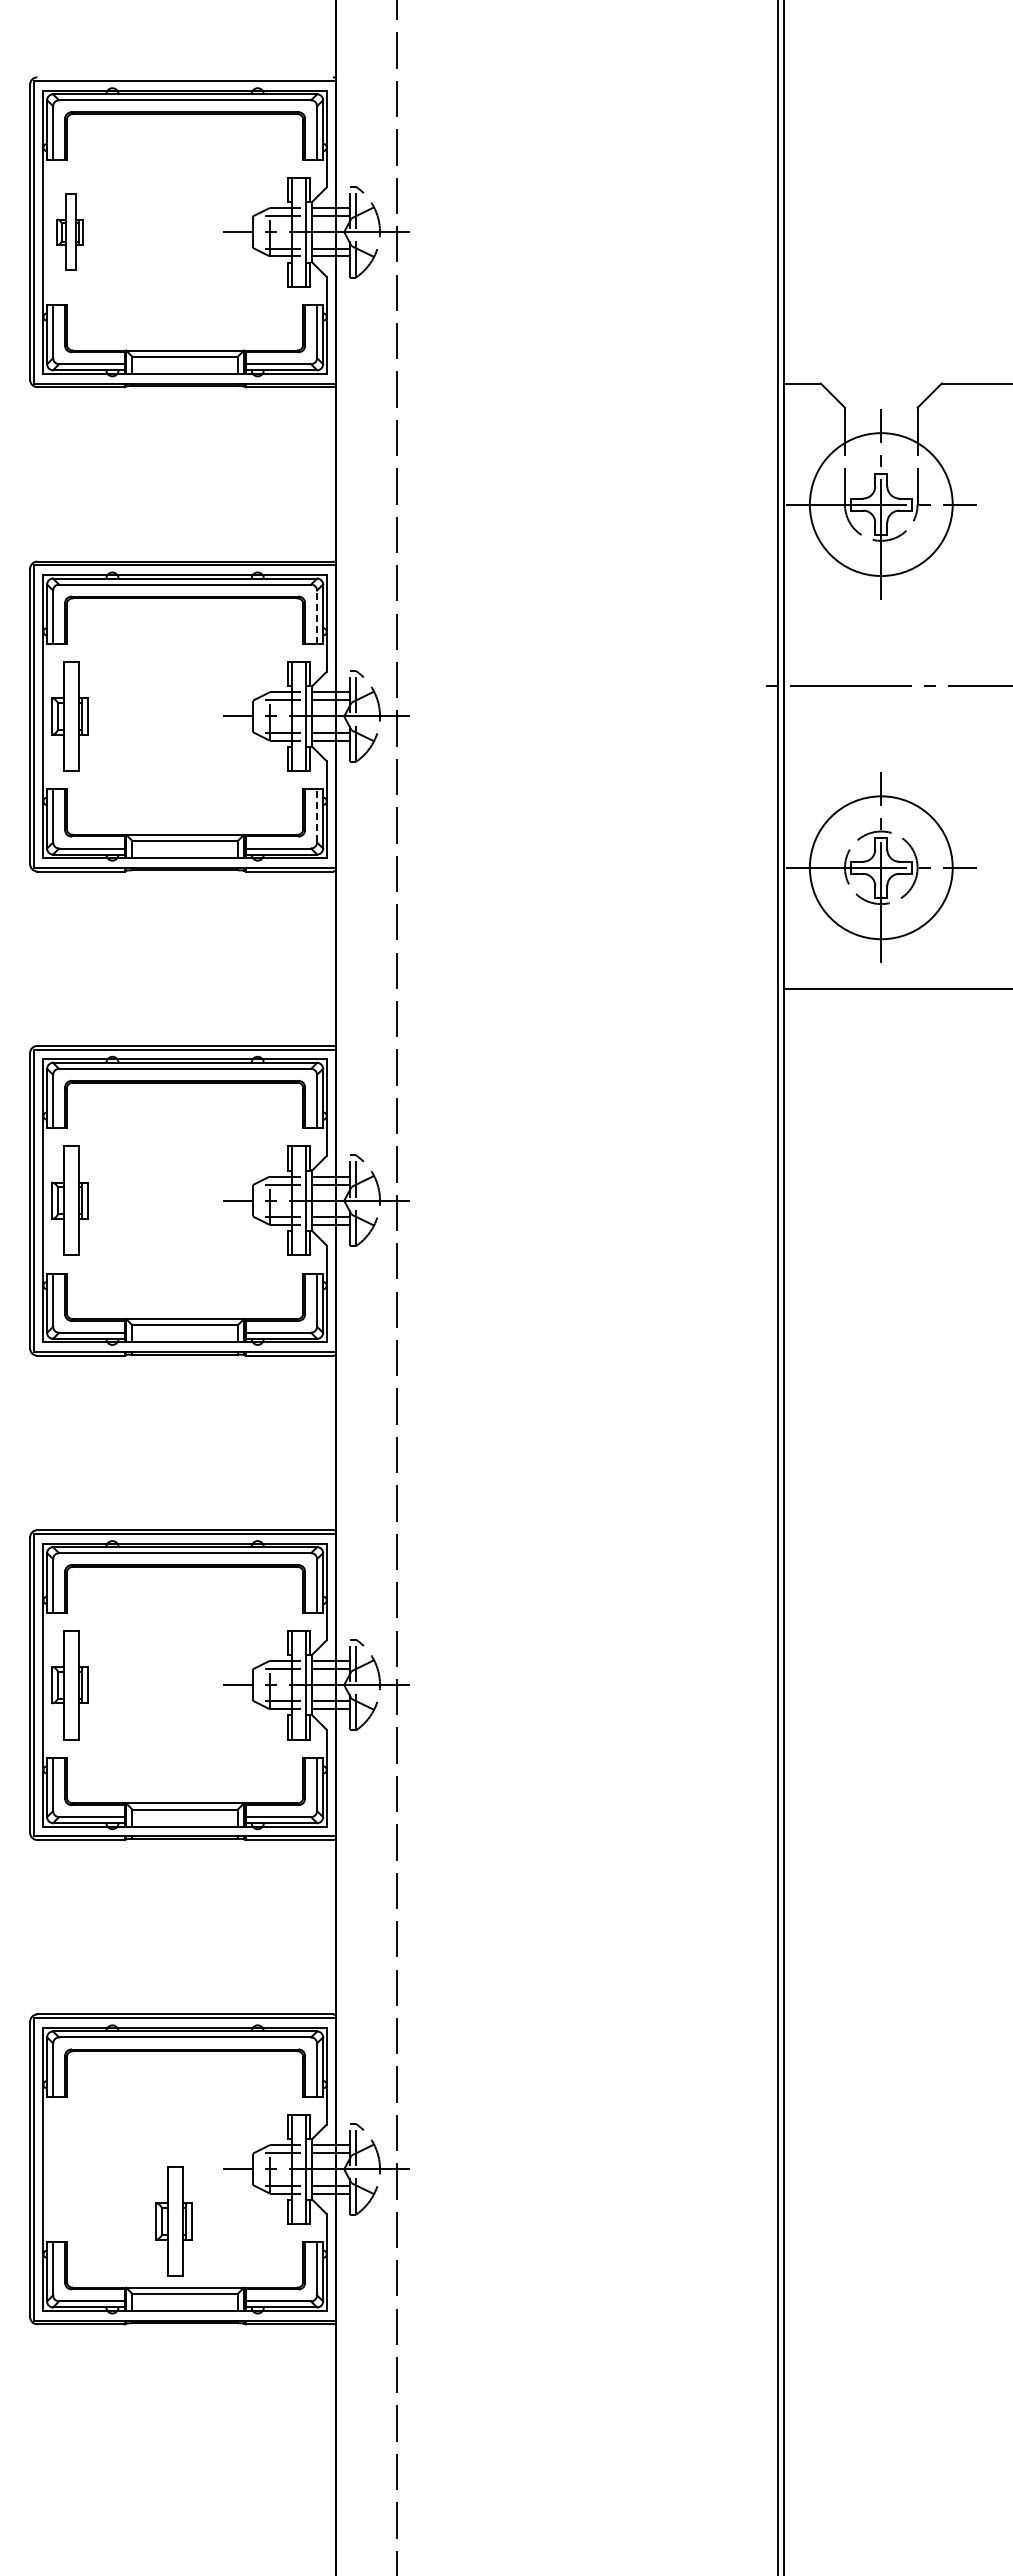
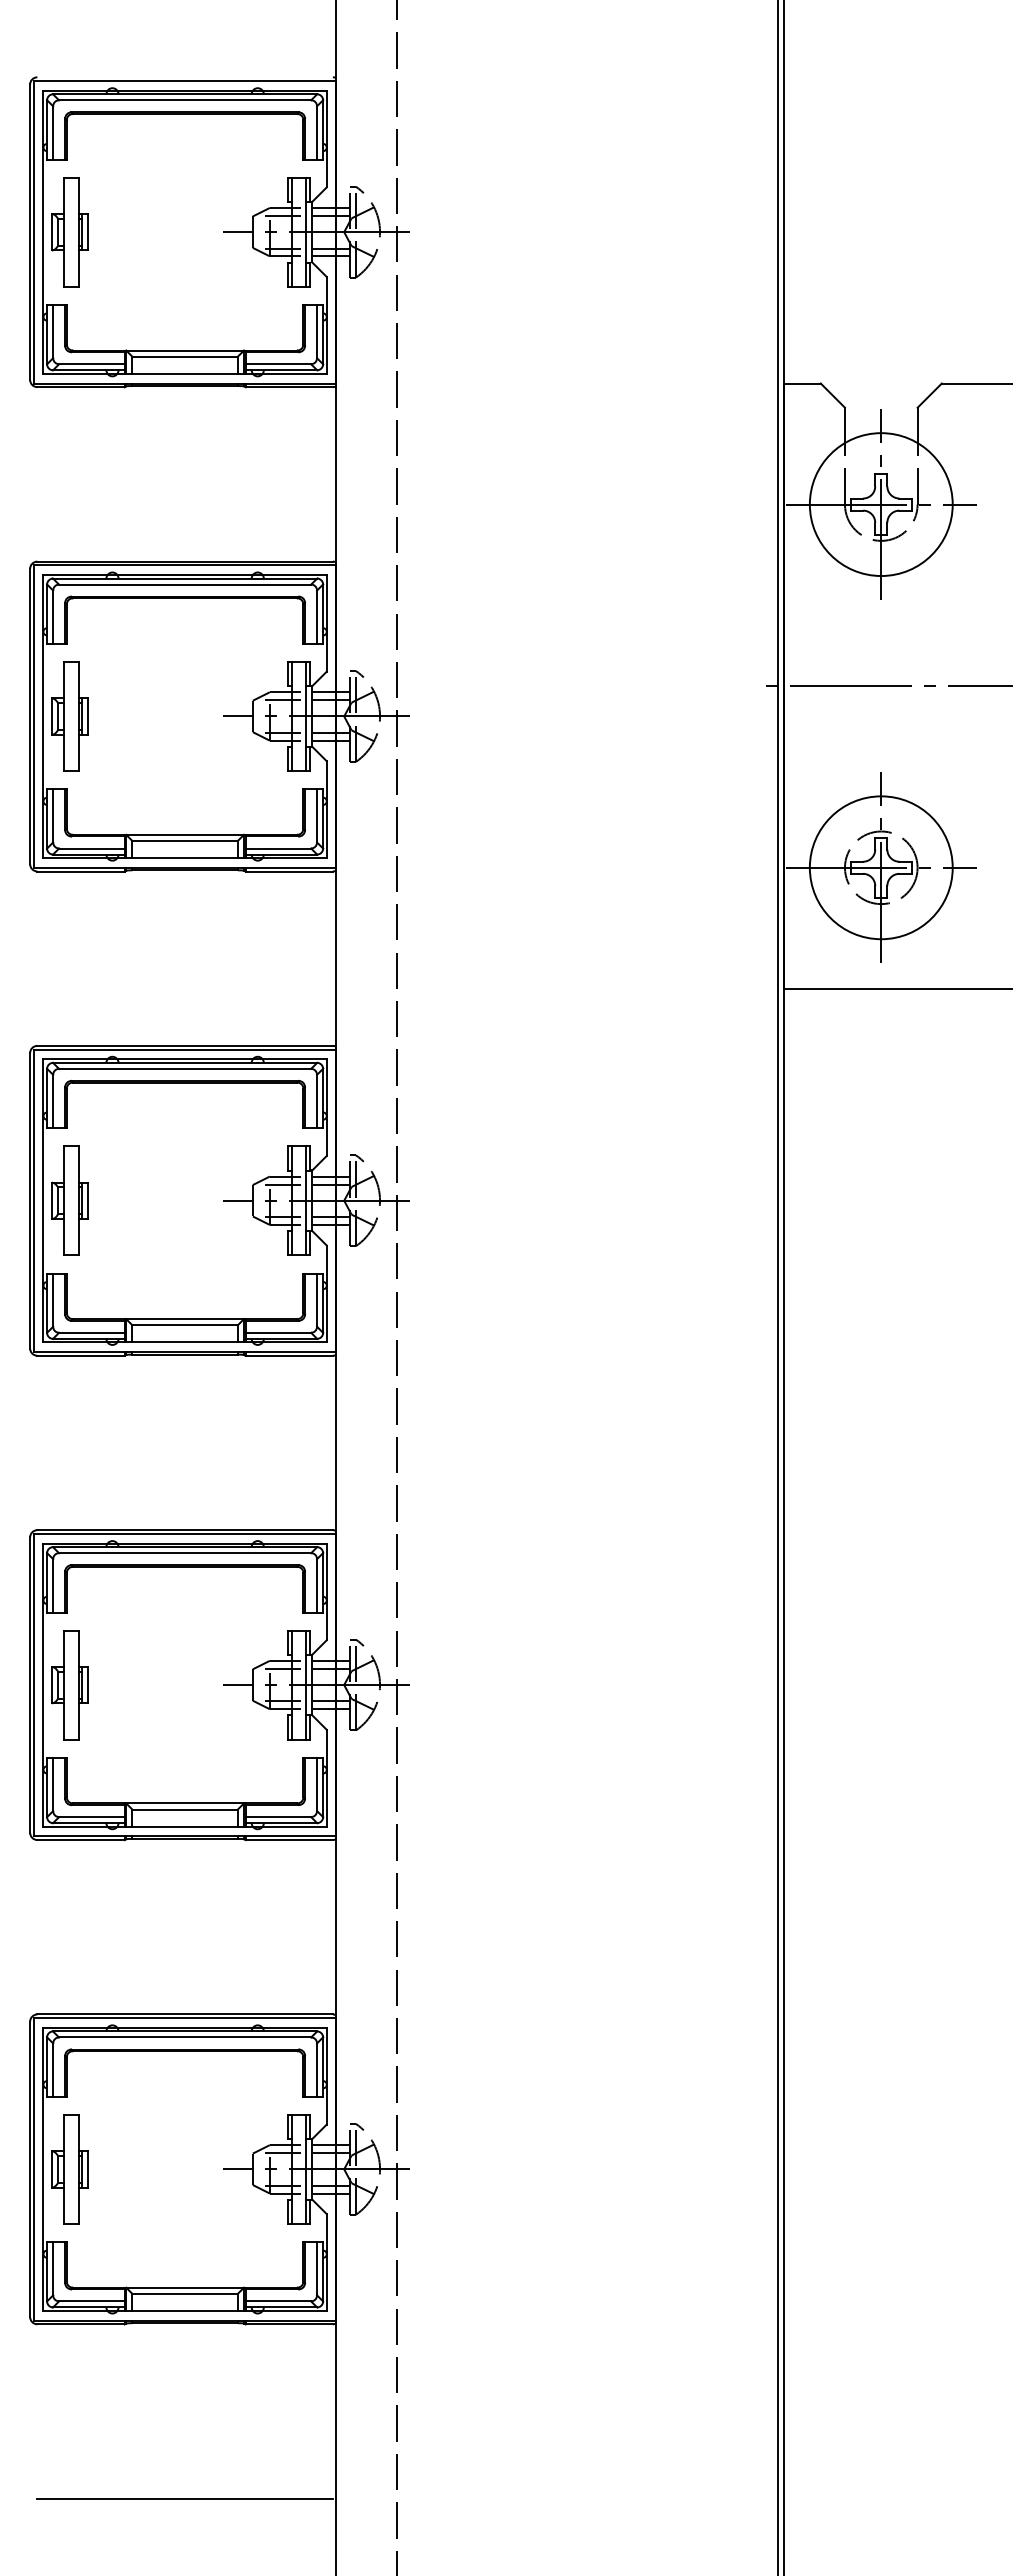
part size: 28x78 px -> 38x111 px (69, 232)
line: dashed -> solid (317, 617)
line: dashed -> solid (317, 815)
part position: (173, 2221) -> (69, 2169) (69, 2169)
line: none -> present (184, 2498)
